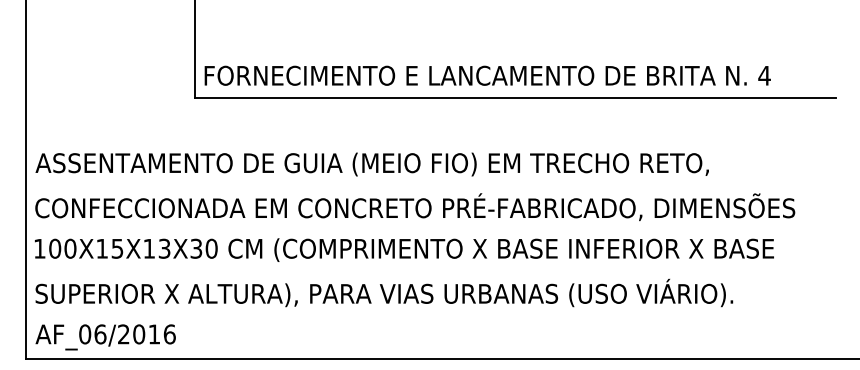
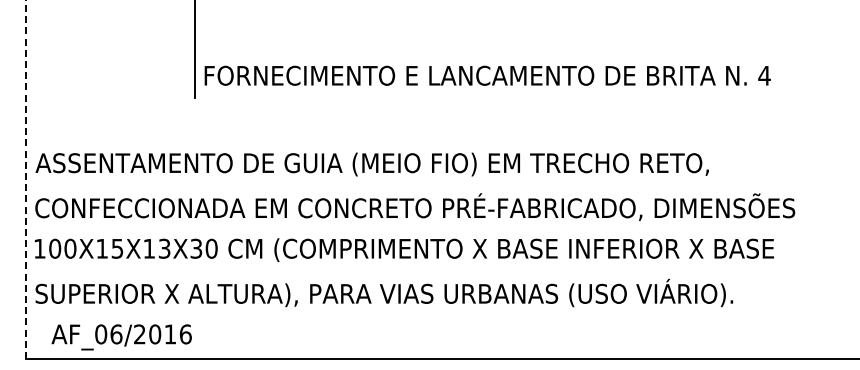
line: present -> none (515, 98)
line: solid -> dashed (25, 179)
text position: (105, 337) -> (121, 337) (121, 337)
